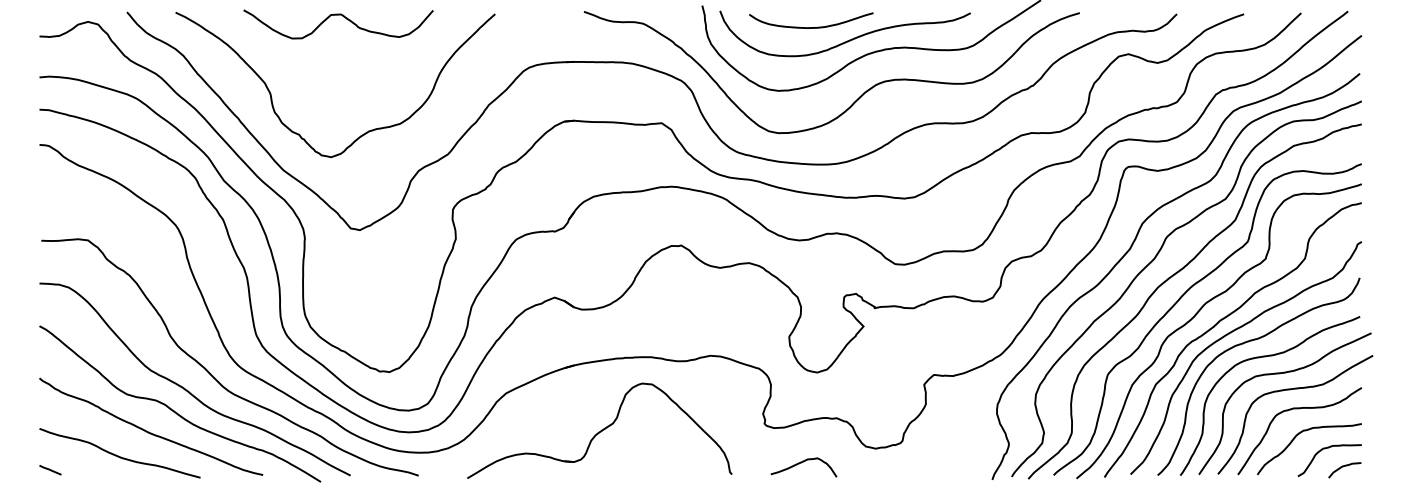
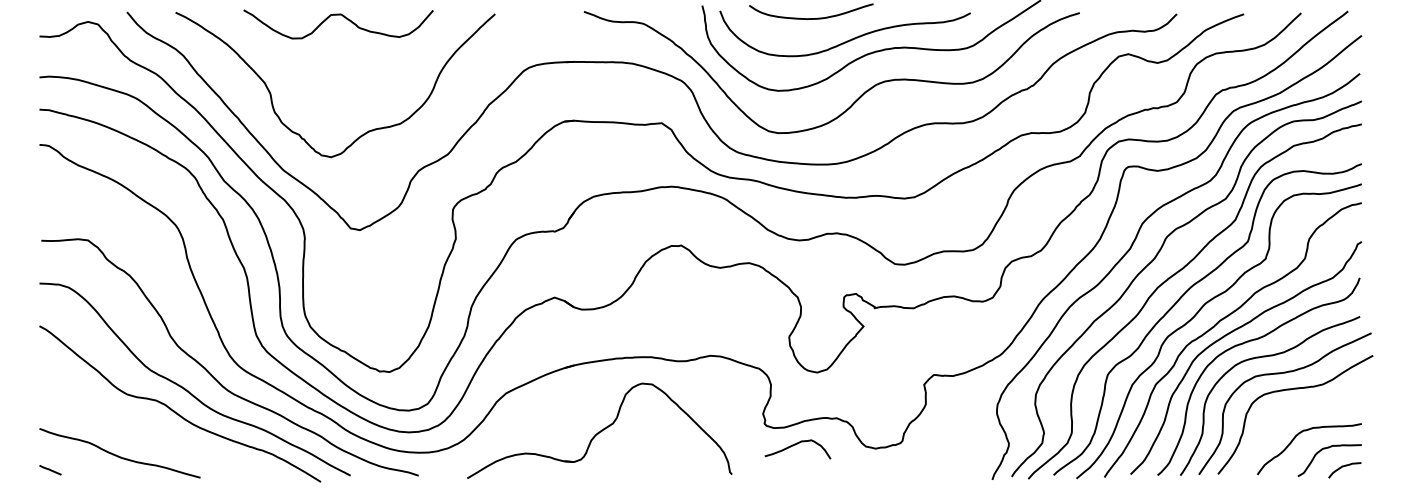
curve position: (811, 27) -> (811, 18) (811, 18)
curve: present -> none (1299, 409)
curve: present -> none (148, 431)
curve position: (801, 463) -> (795, 445) (795, 445)
